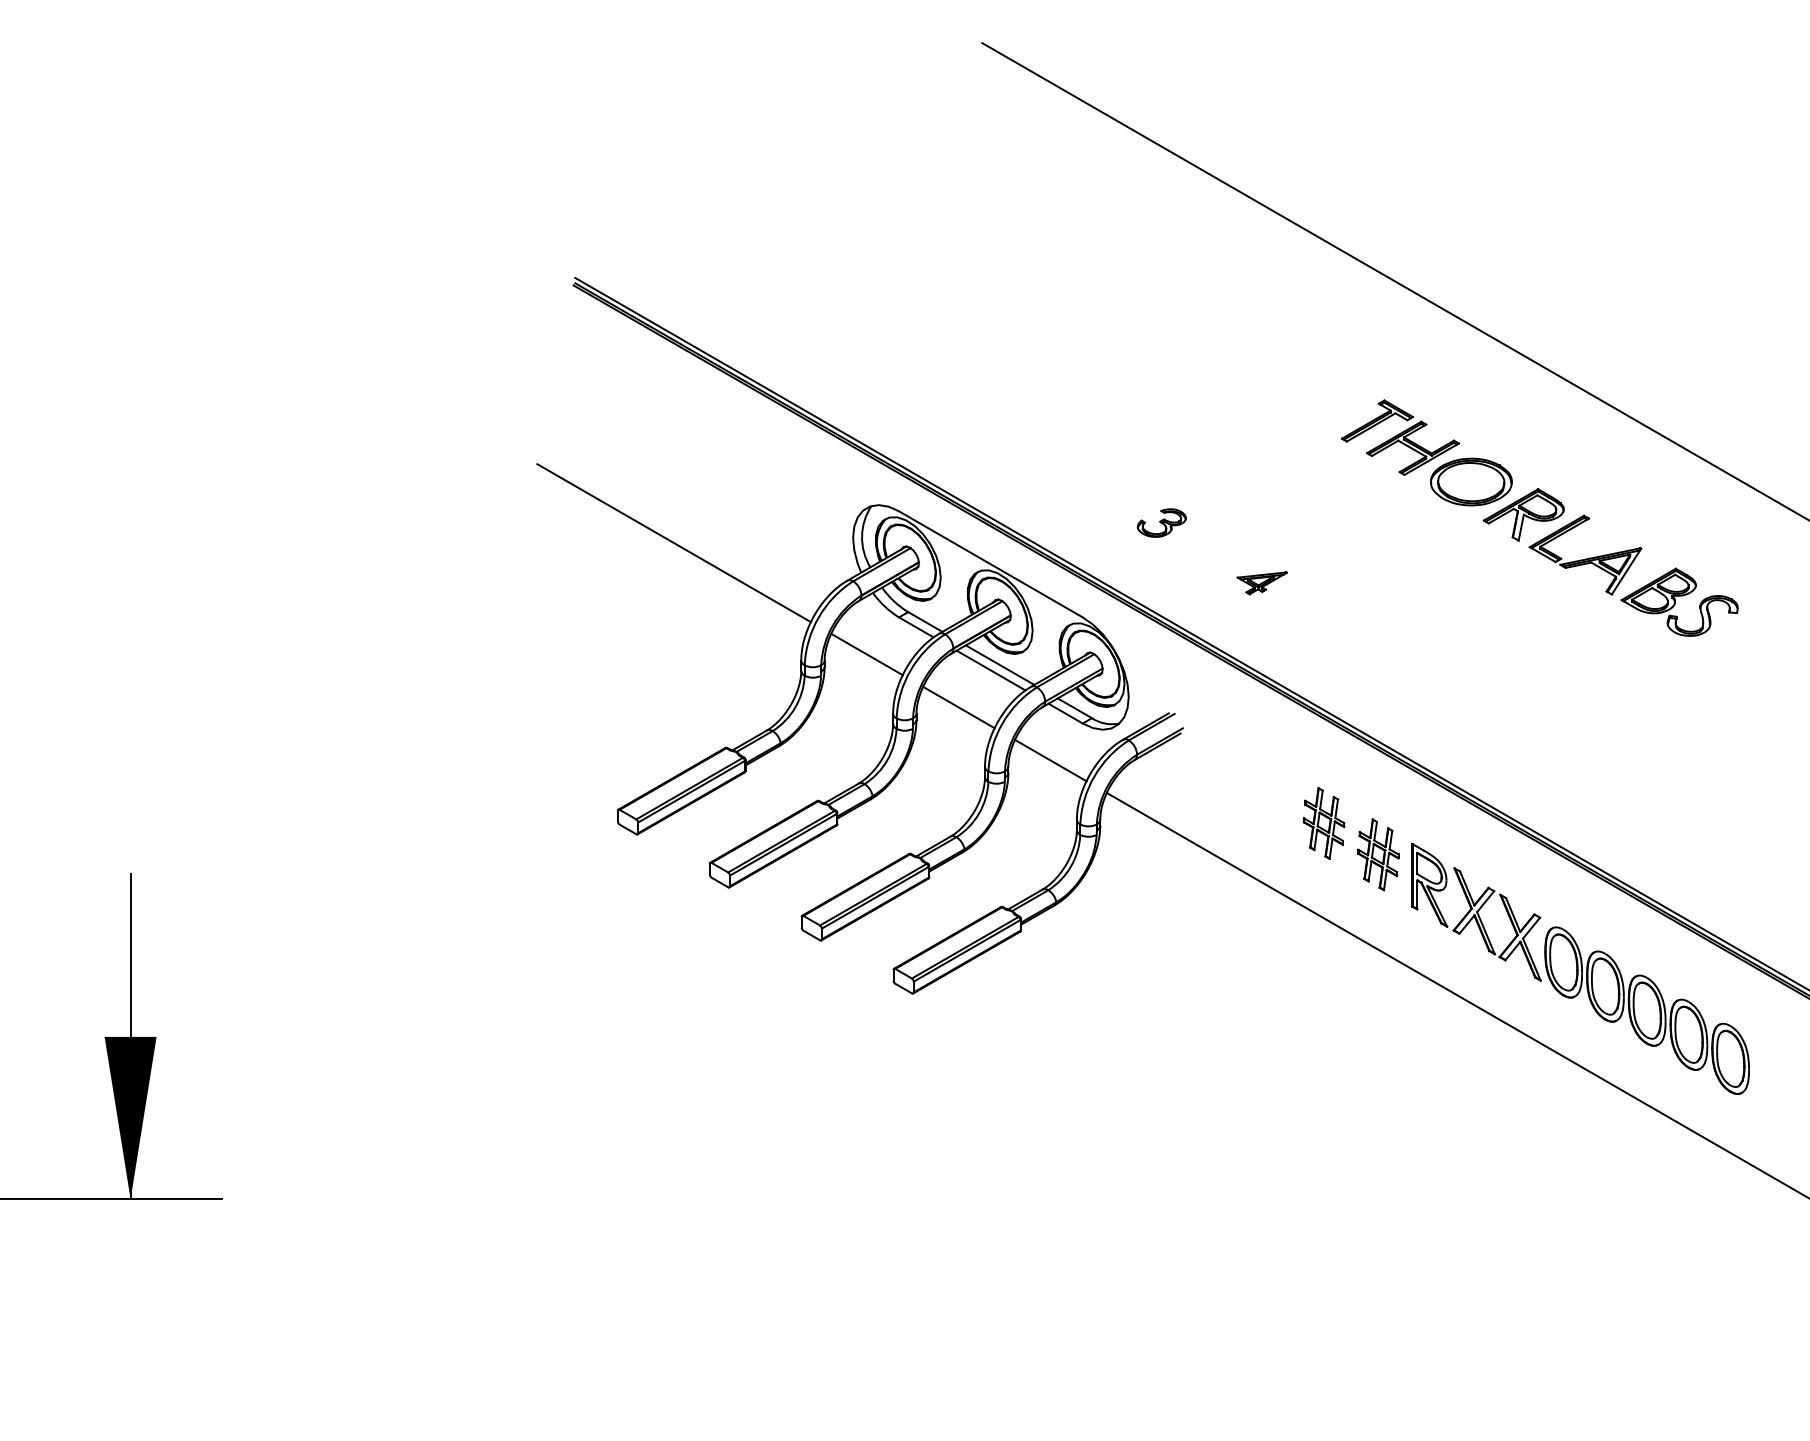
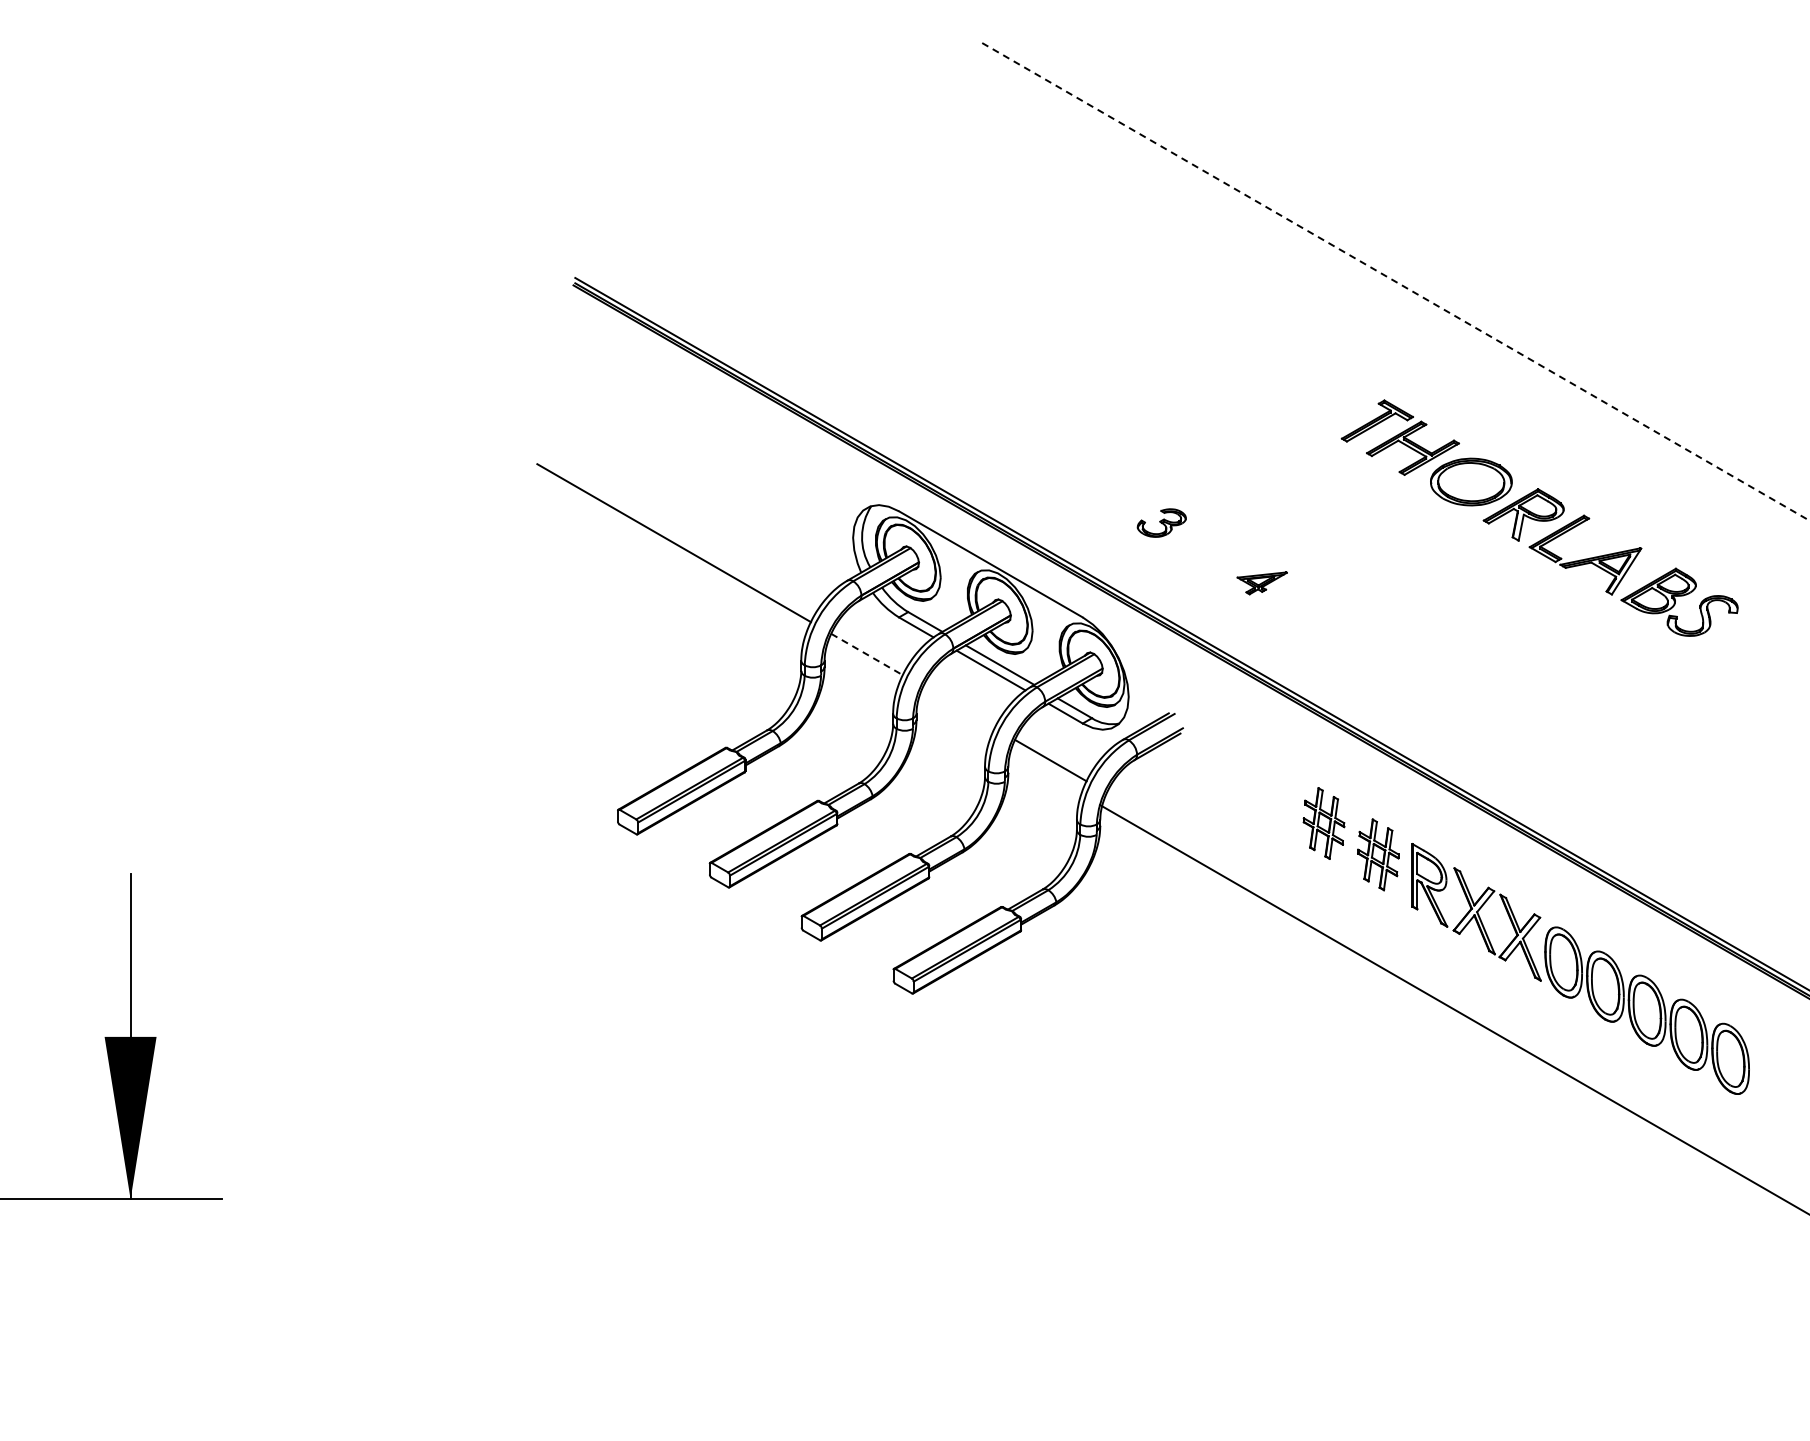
line: solid -> dashed (1396, 281)
line: solid -> dashed (867, 654)
line: present -> none (958, 707)
line position: (1456, 994) -> (1452, 1008) (1452, 1008)
